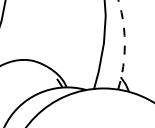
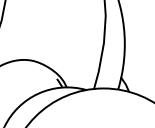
arc: dashed -> solid (124, 44)
